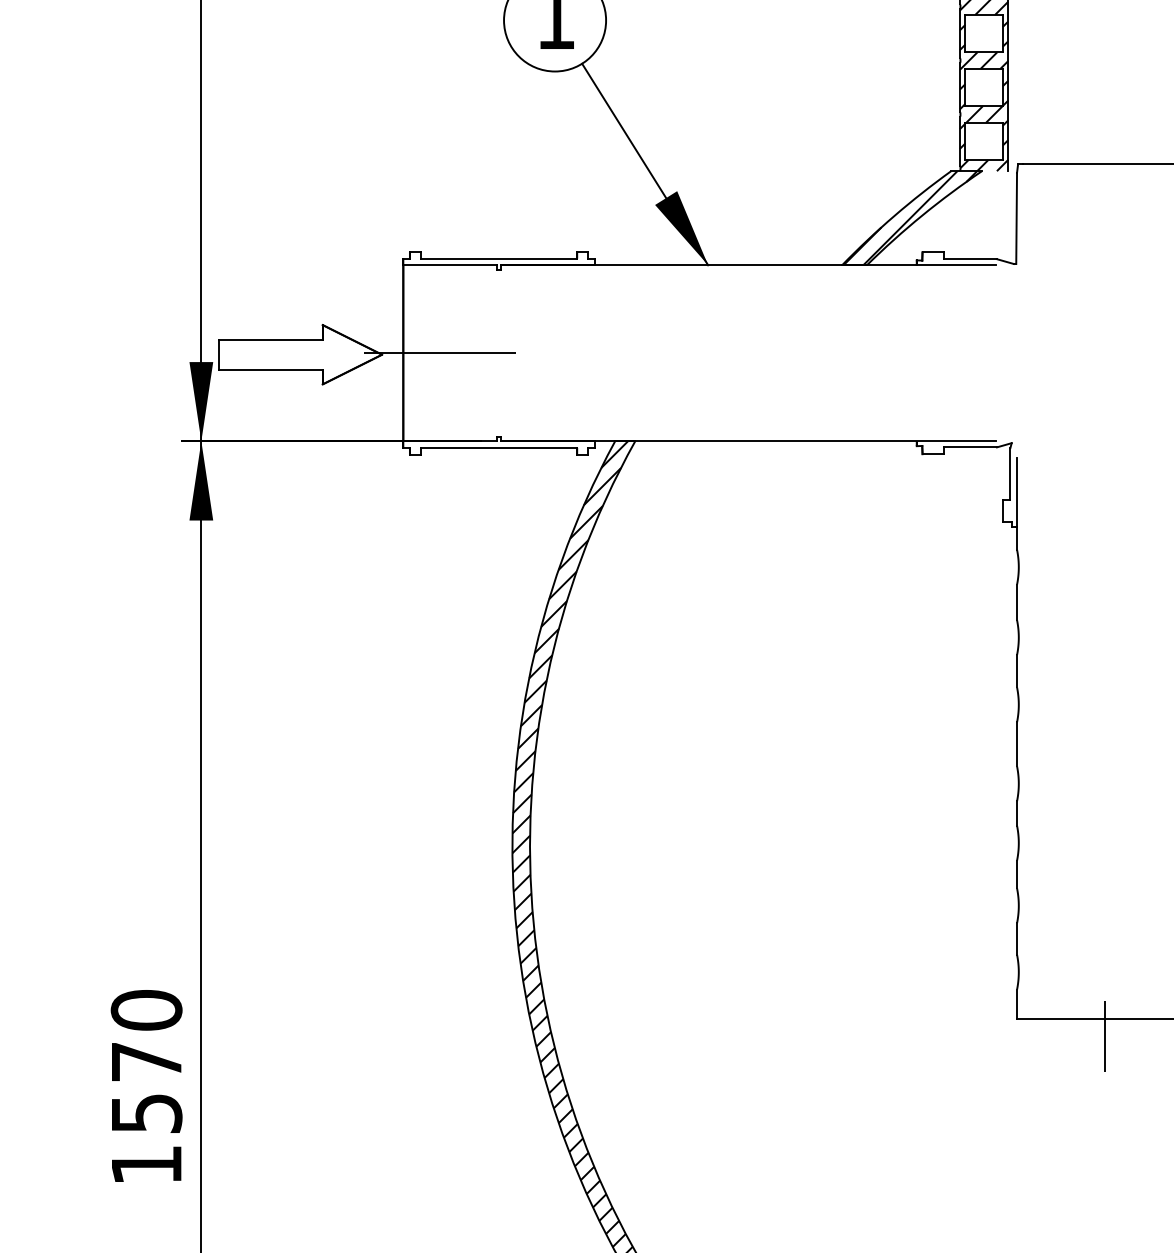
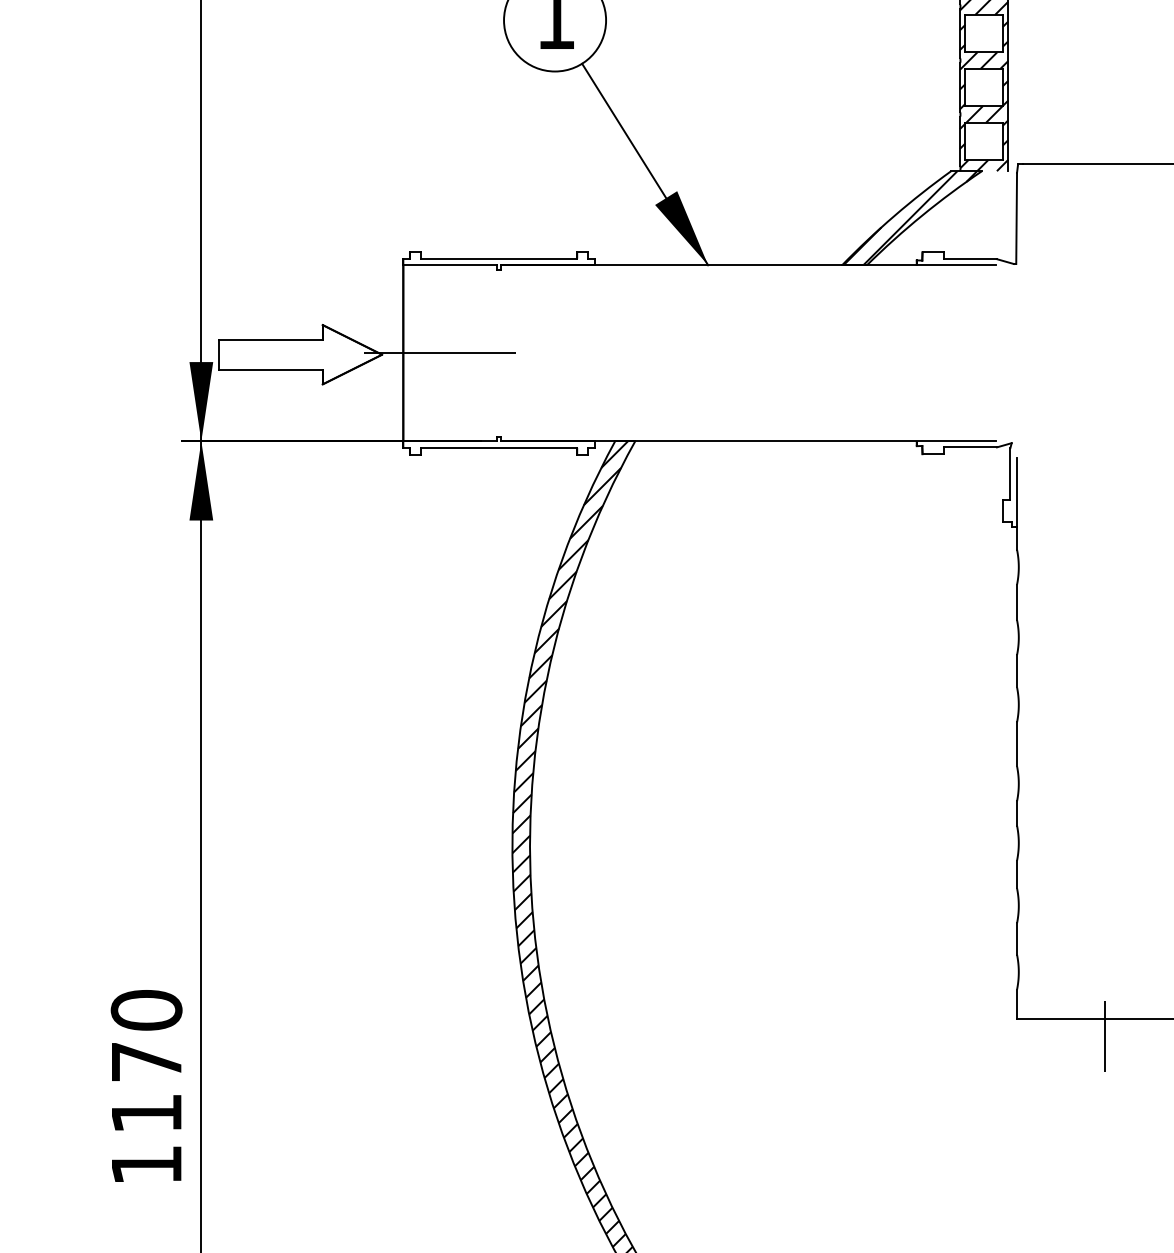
text: 1570 -> 1170 (147, 1113)
